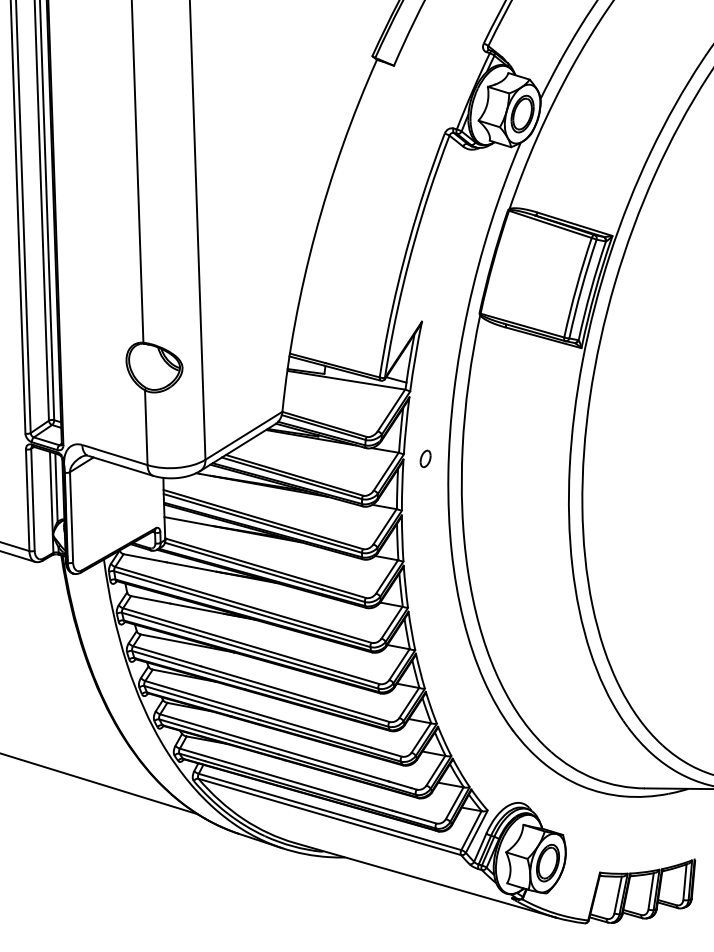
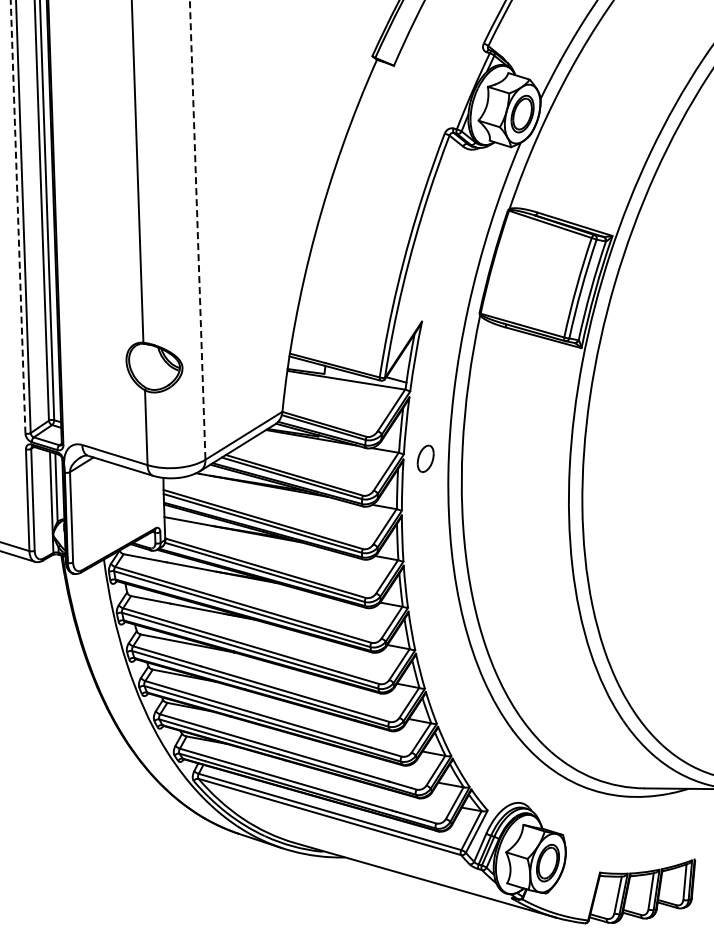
line: solid -> dashed (18, 216)
line: solid -> dashed (197, 230)
part size: 13x20 px -> 19x29 px (425, 458)
line: present -> none (99, 784)
